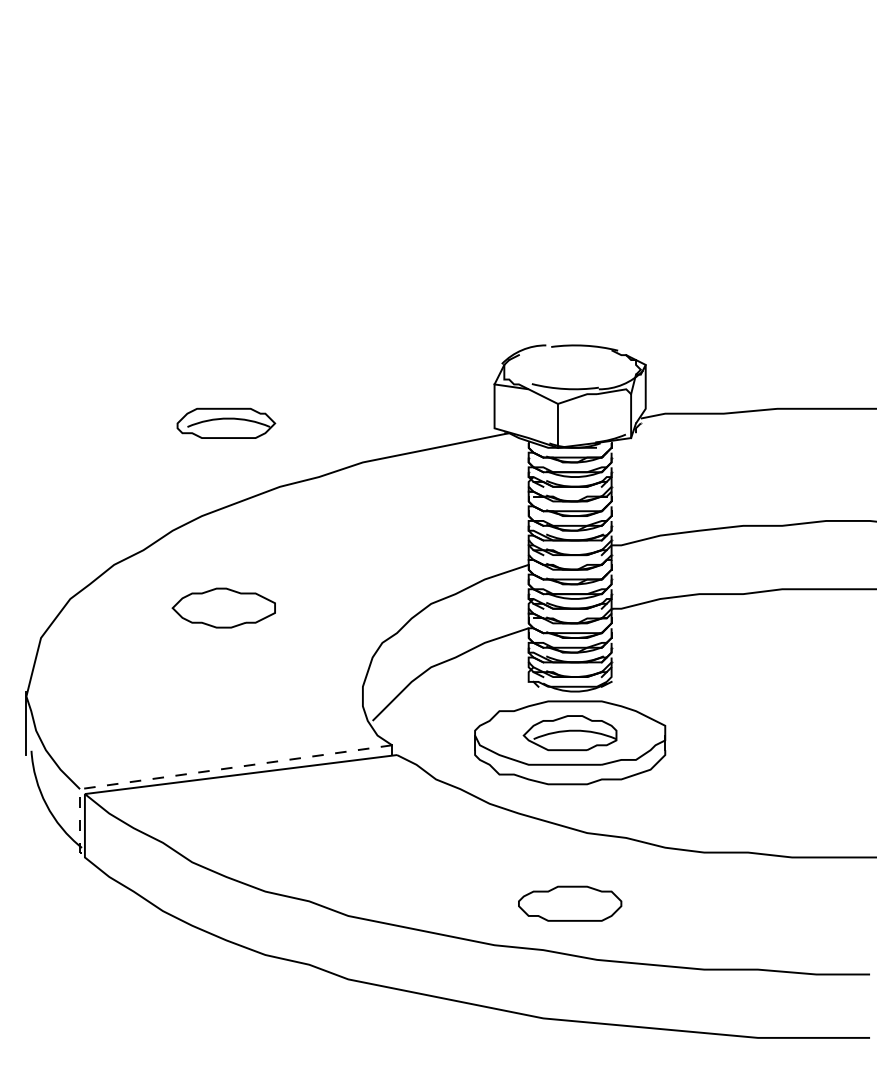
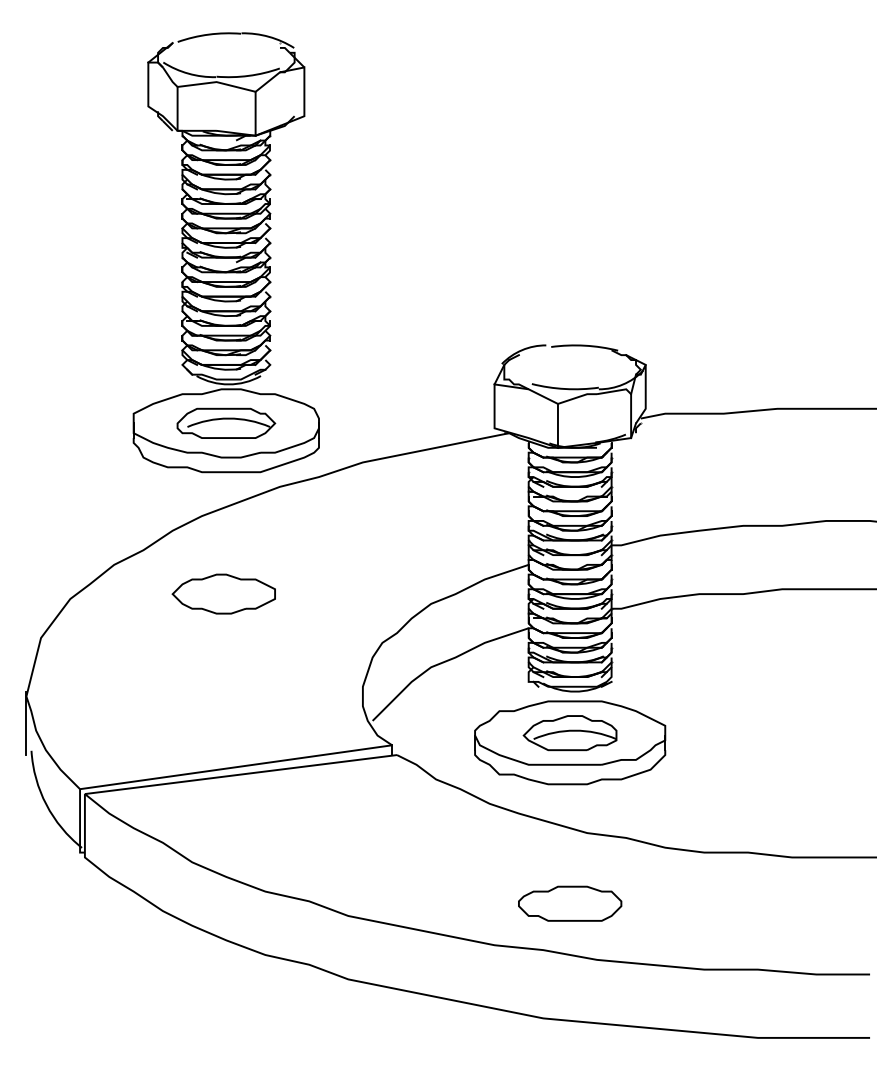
part: none -> present (225, 252)
part position: (223, 607) -> (223, 593) (223, 593)
line: dashed -> solid (200, 772)
